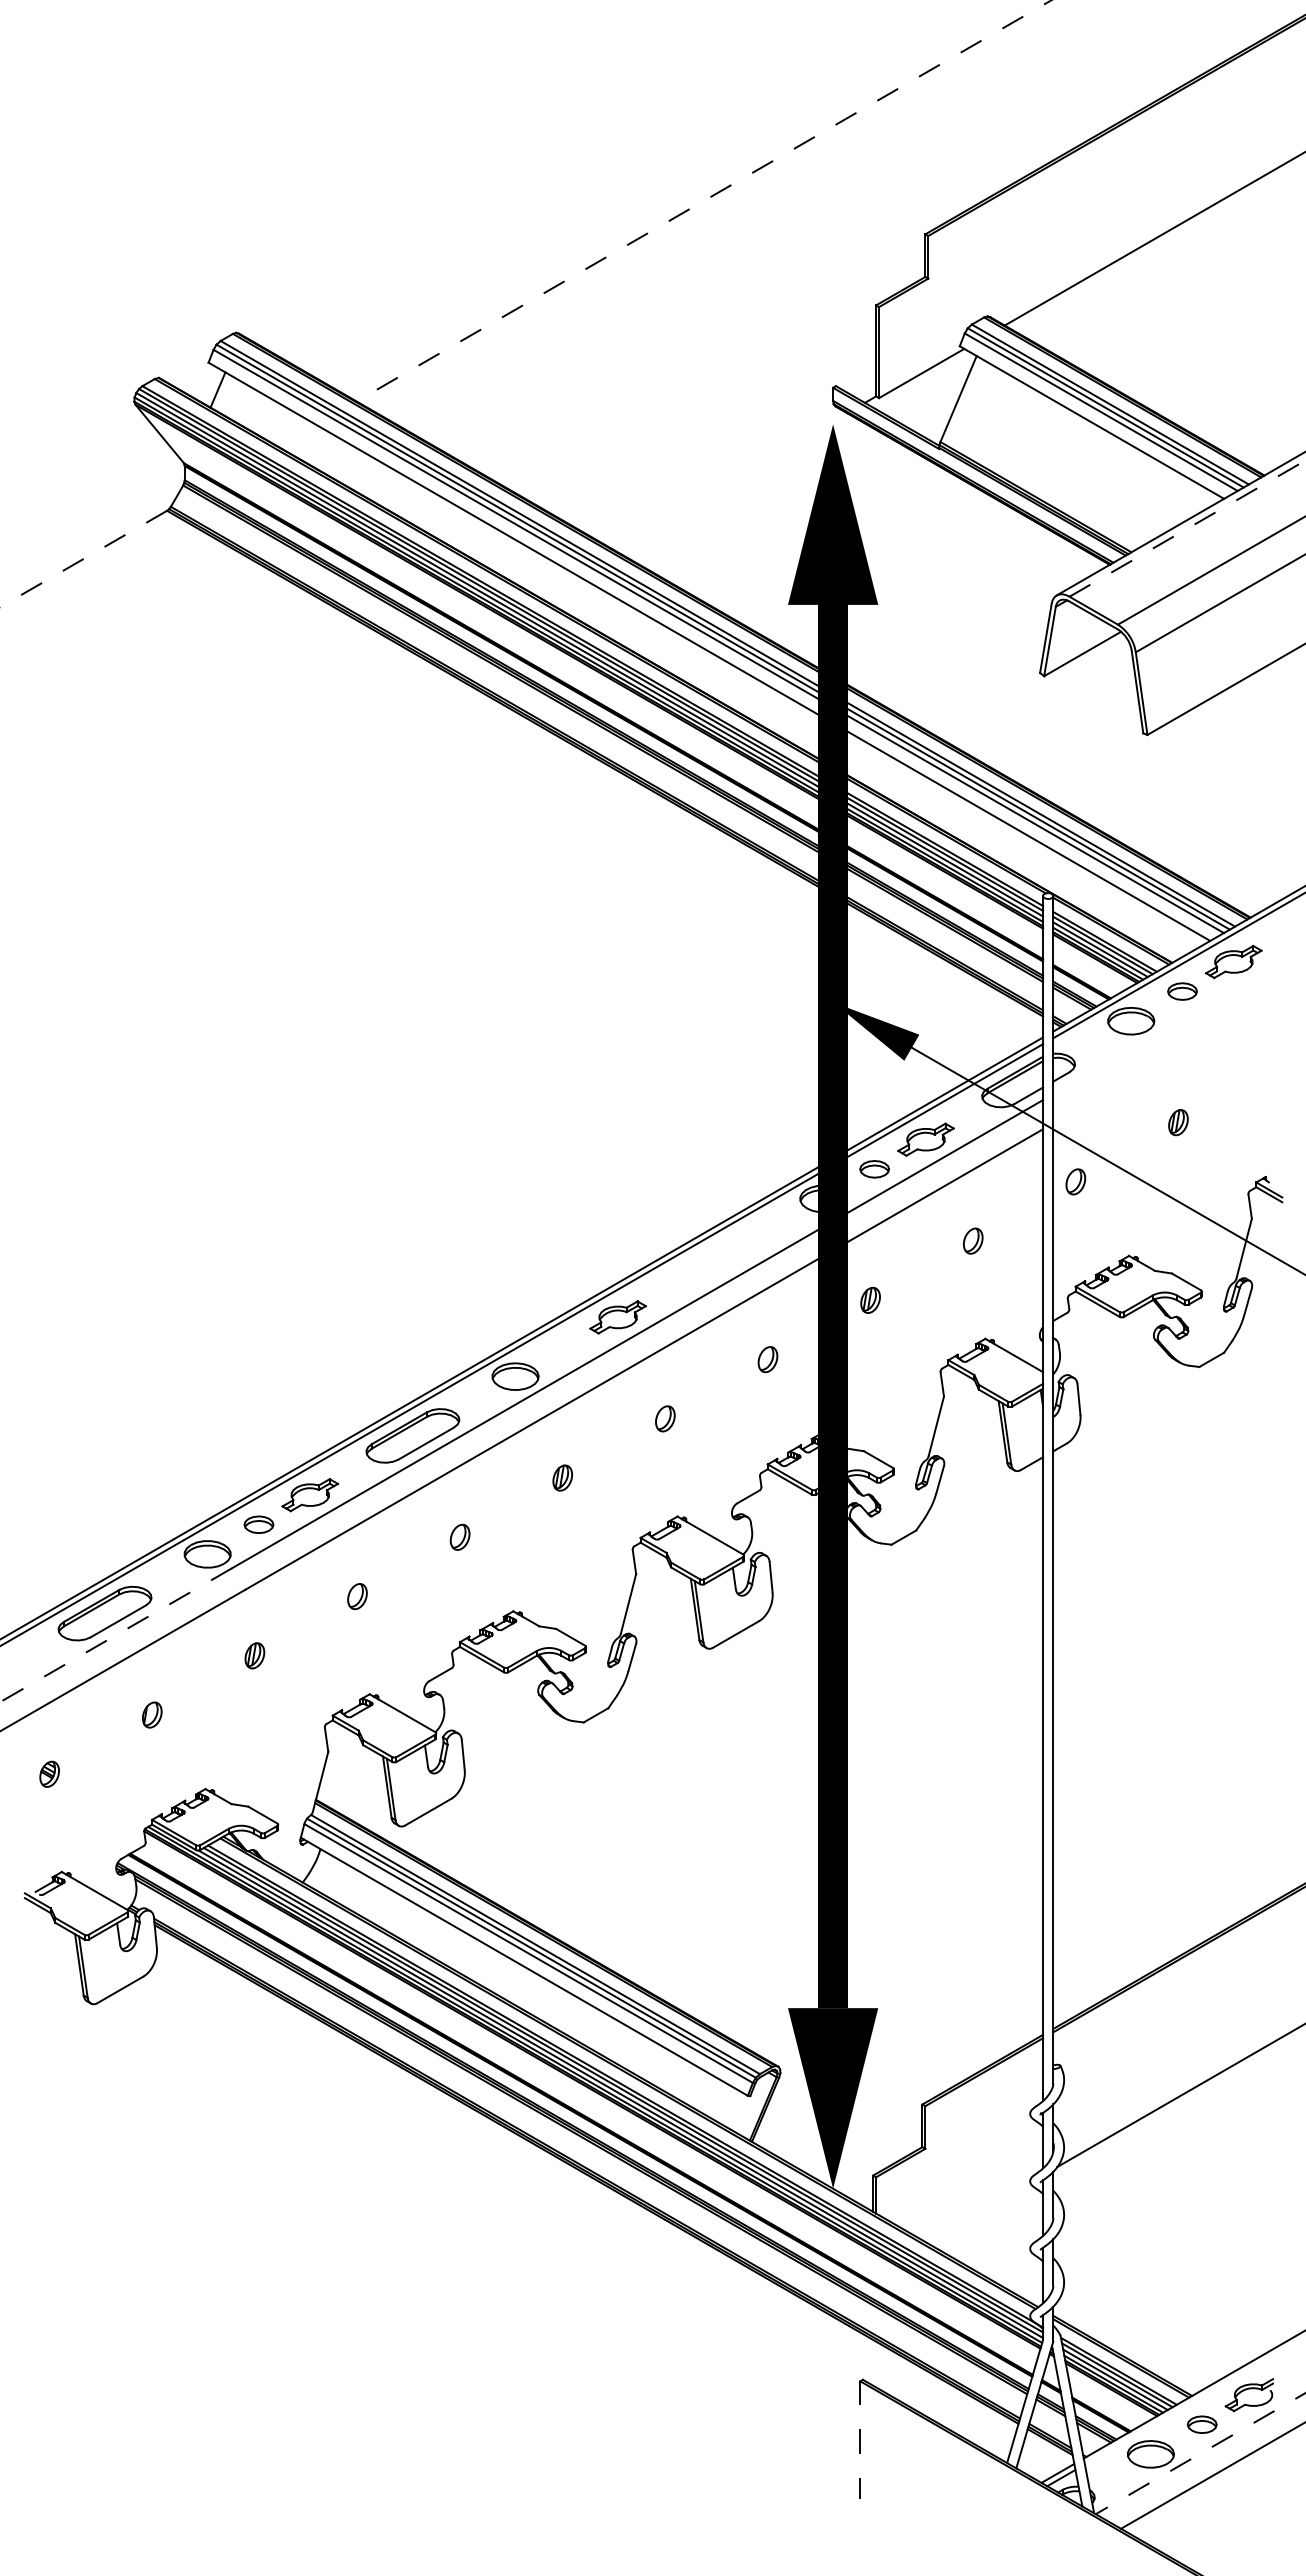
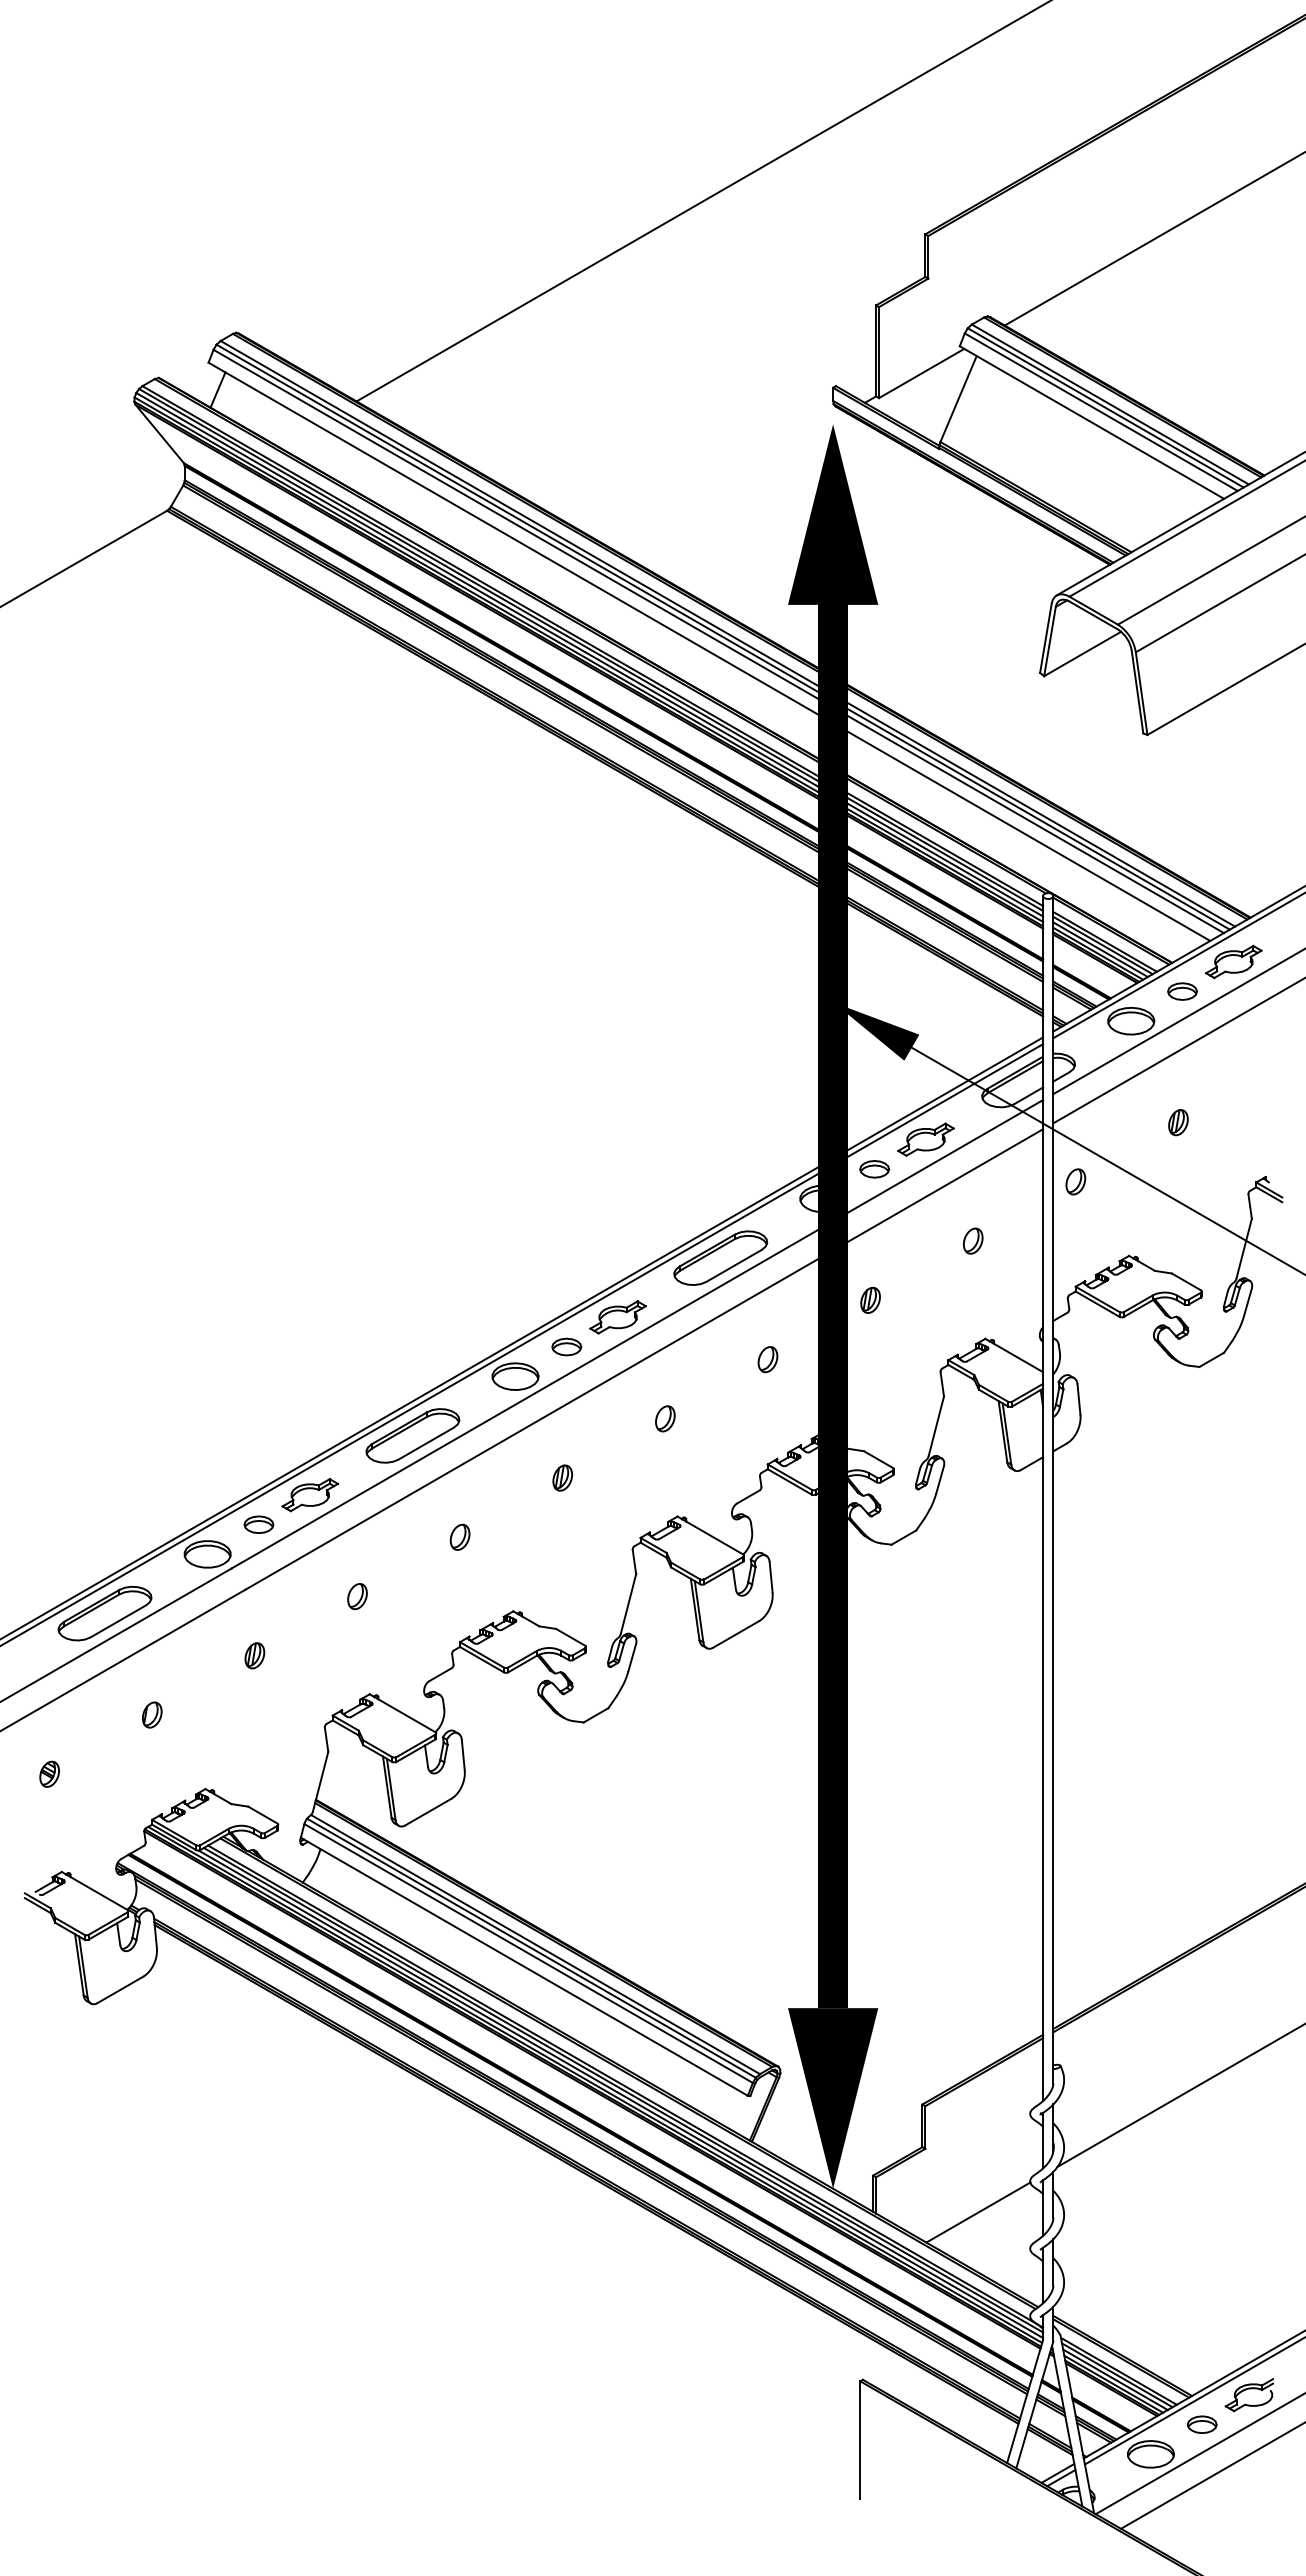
line: dashed -> solid (703, 201)
line: dashed -> solid (1188, 528)
line: dashed -> solid (83, 559)
line: none -> present (1177, 1022)
line: none -> present (1177, 1051)
part: none -> present (720, 1257)
part: none -> present (566, 1346)
line: dashed -> solid (115, 1635)
line: none -> present (978, 2212)
line: none -> present (1193, 2401)
line: dashed -> solid (860, 2440)
line: dashed -> solid (1200, 2453)
